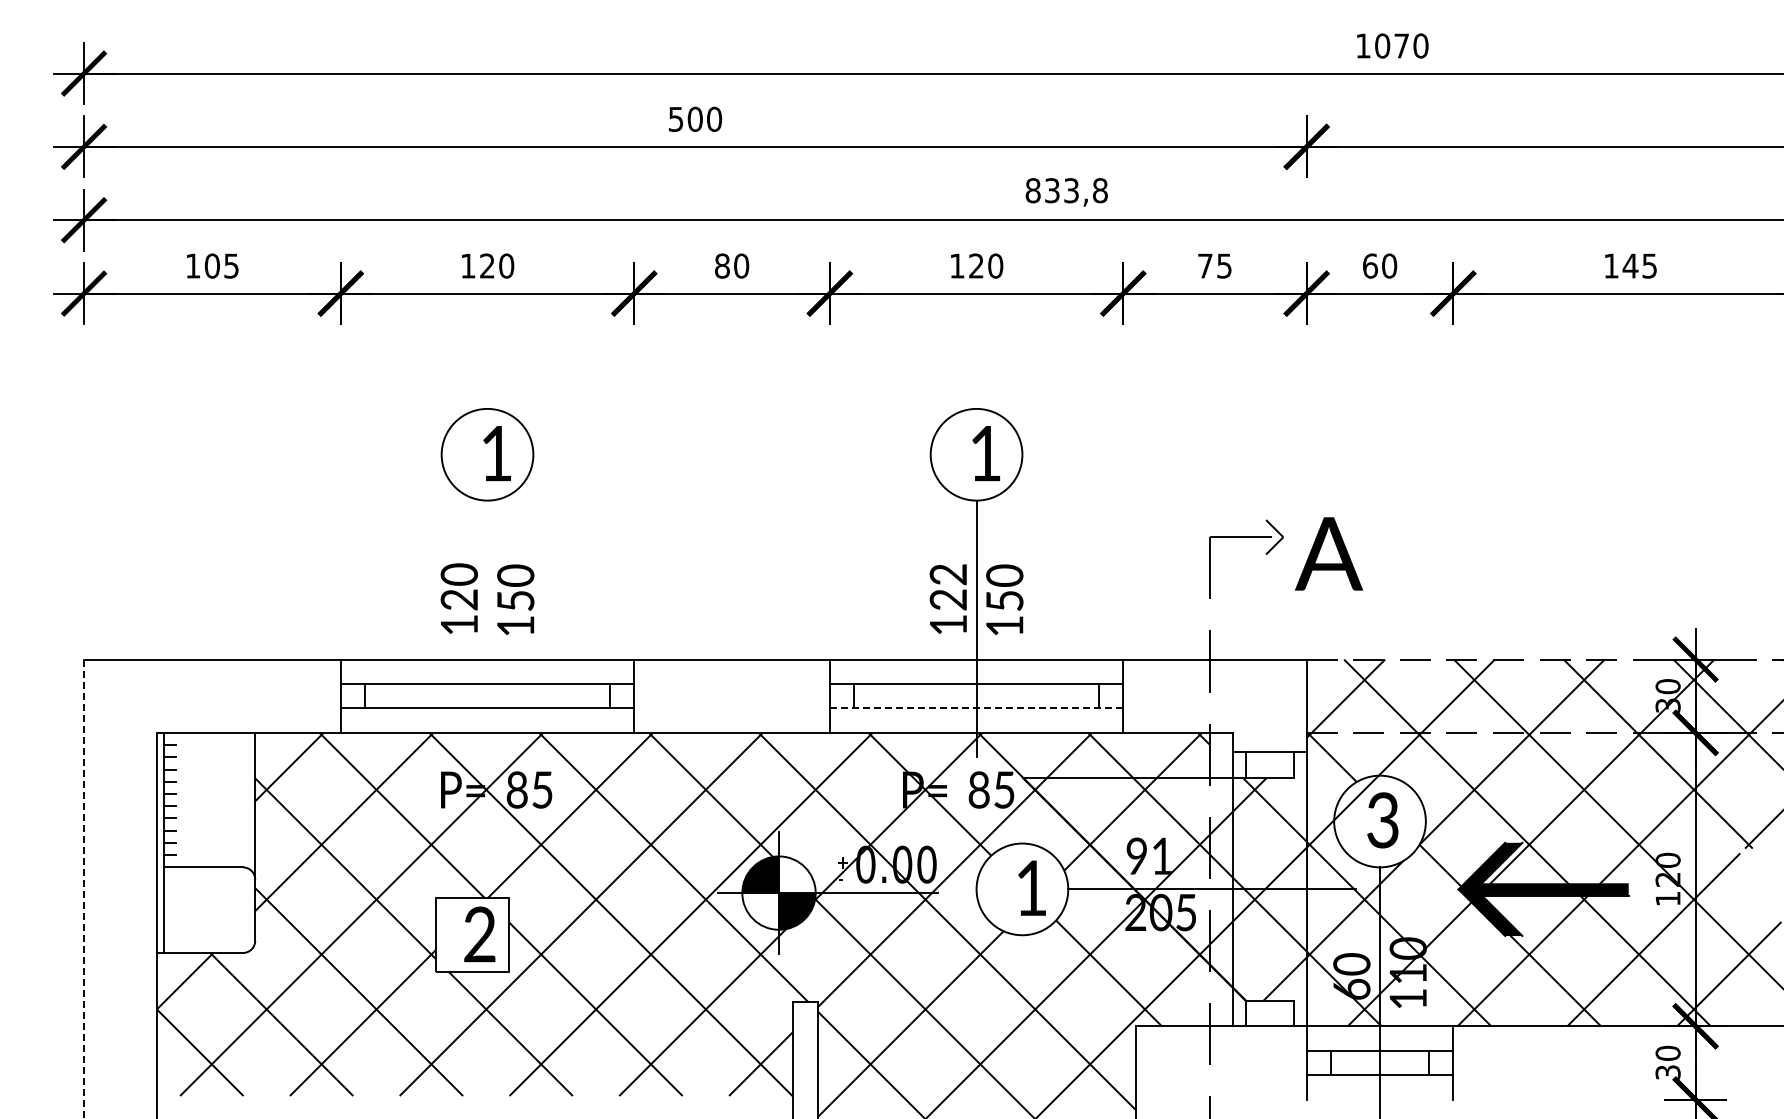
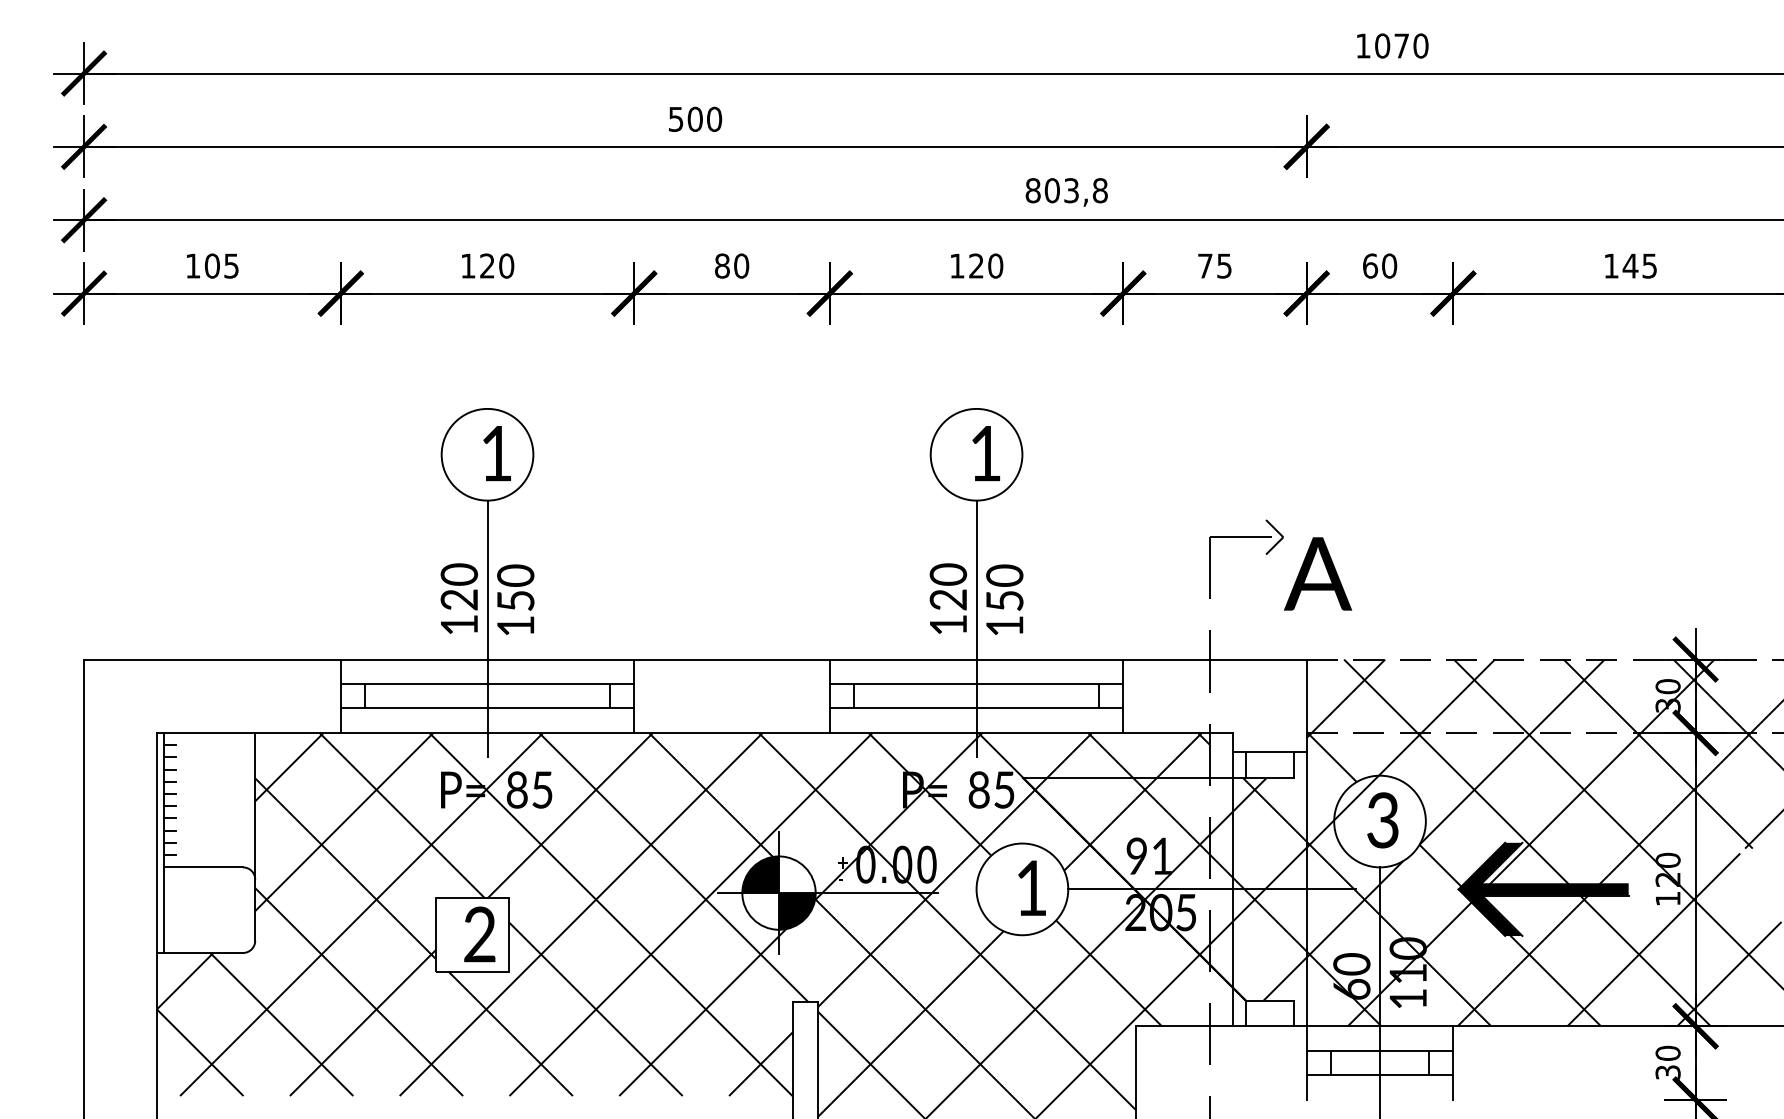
text: 833,8 -> 803,8 (1051, 190)
text position: (1329, 553) -> (1318, 573) (1318, 573)
text: 122 -> 120 (948, 574)
line: none -> present (487, 628)
line: dashed -> solid (976, 708)
line: dashed -> solid (84, 889)
